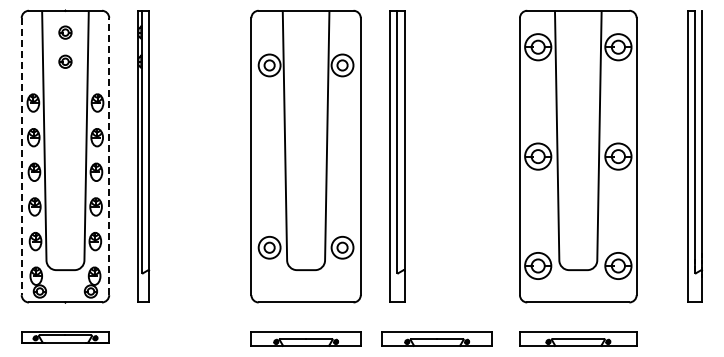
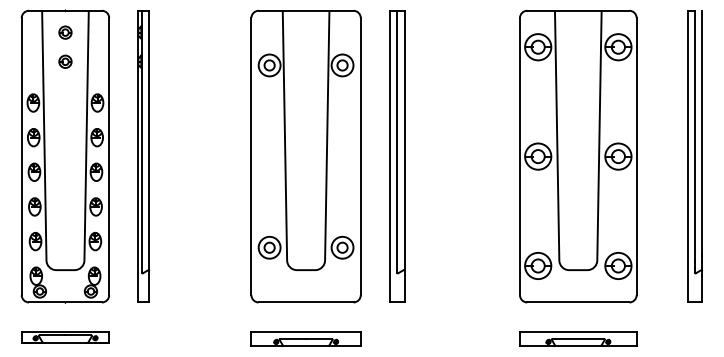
line: dashed -> solid (21, 156)
line: dashed -> solid (109, 156)
part: present -> none (436, 338)
